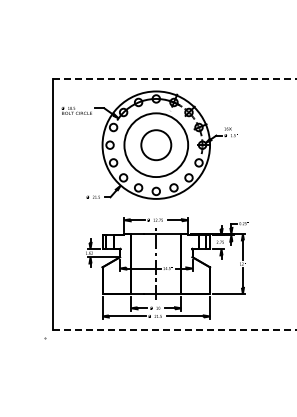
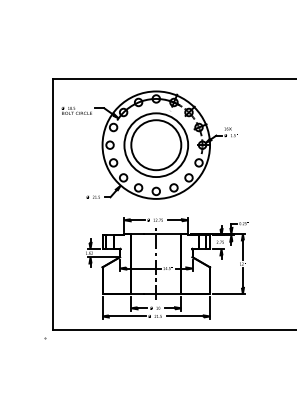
line: dashed -> solid (174, 79)
circle diameter: 30 px -> 50 px (156, 145)
line: dashed -> solid (174, 330)
